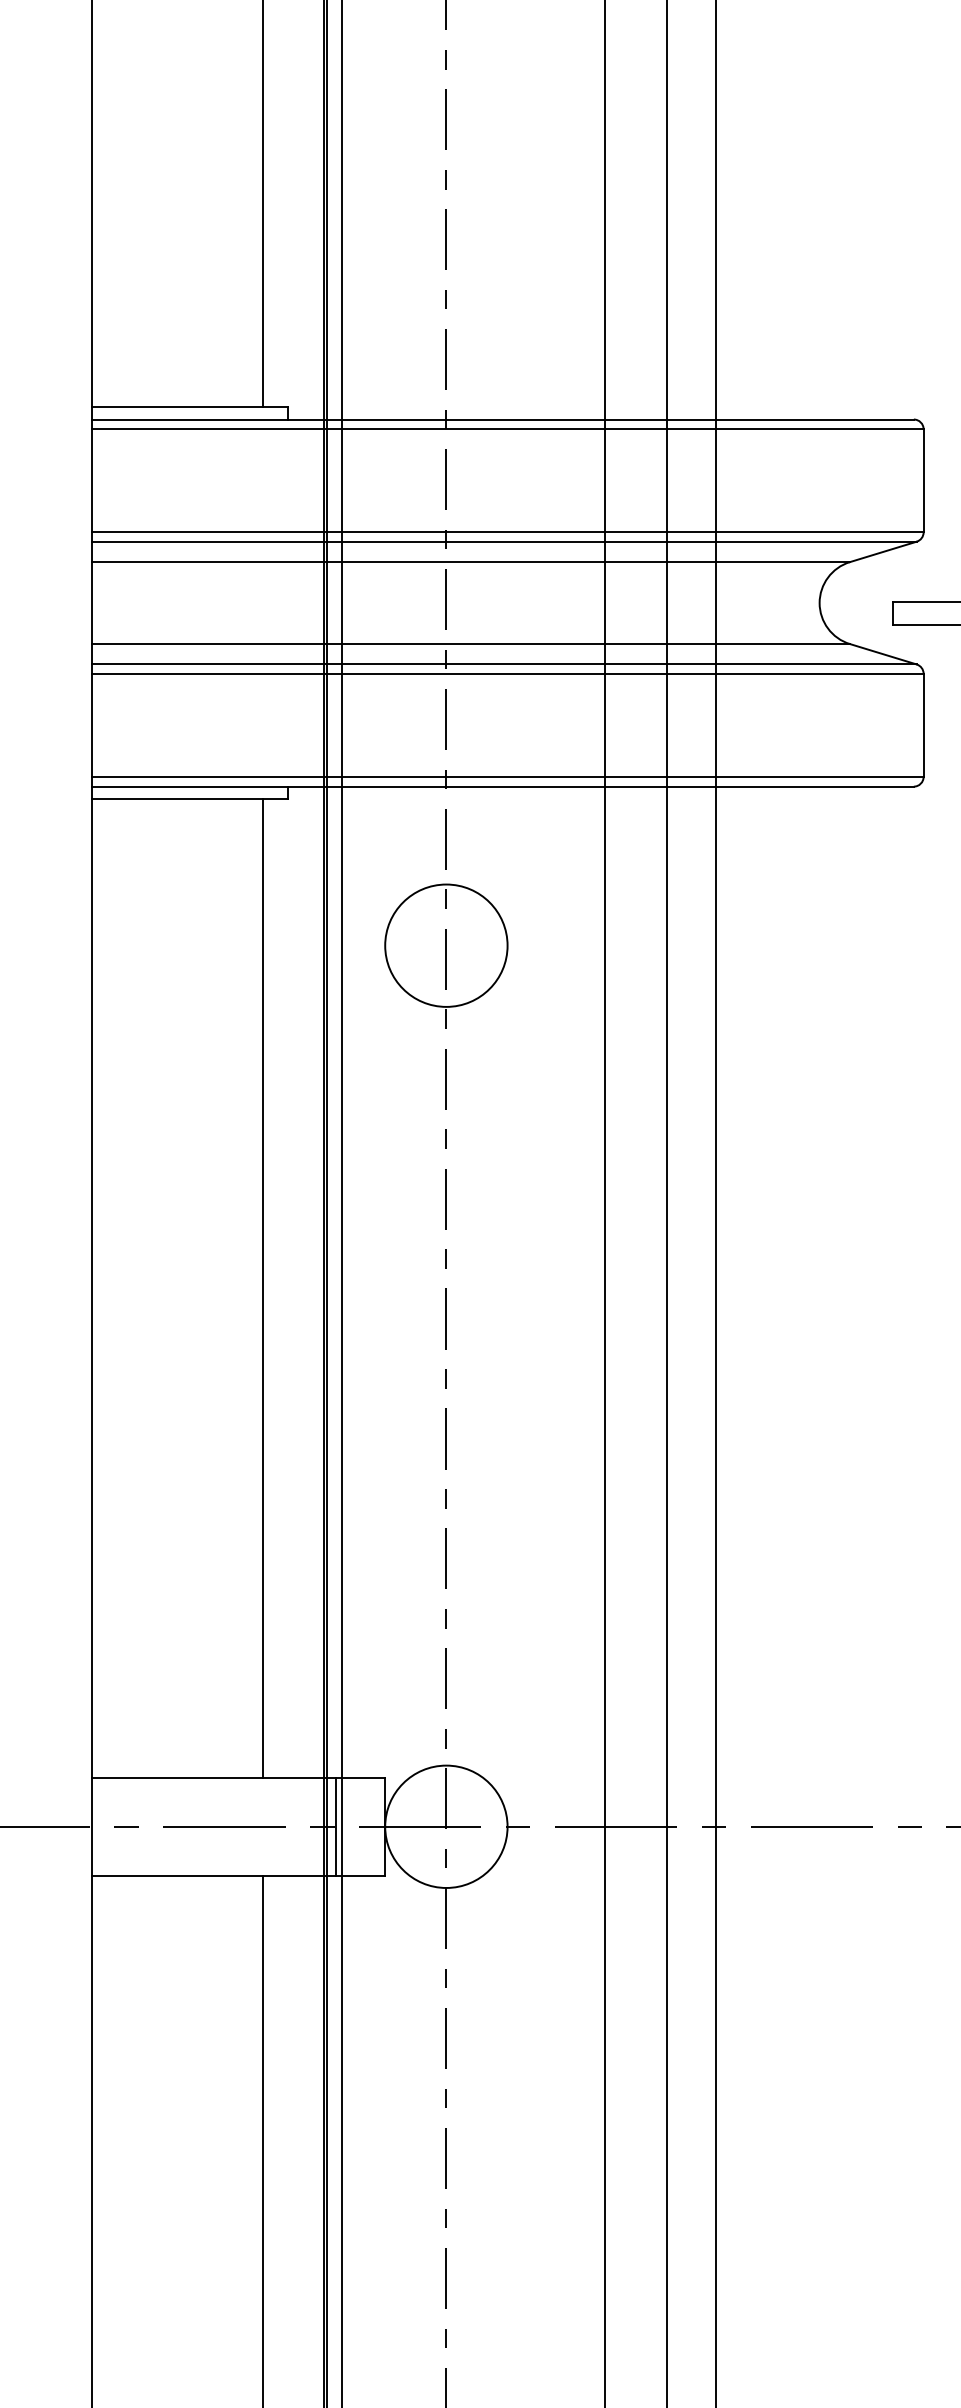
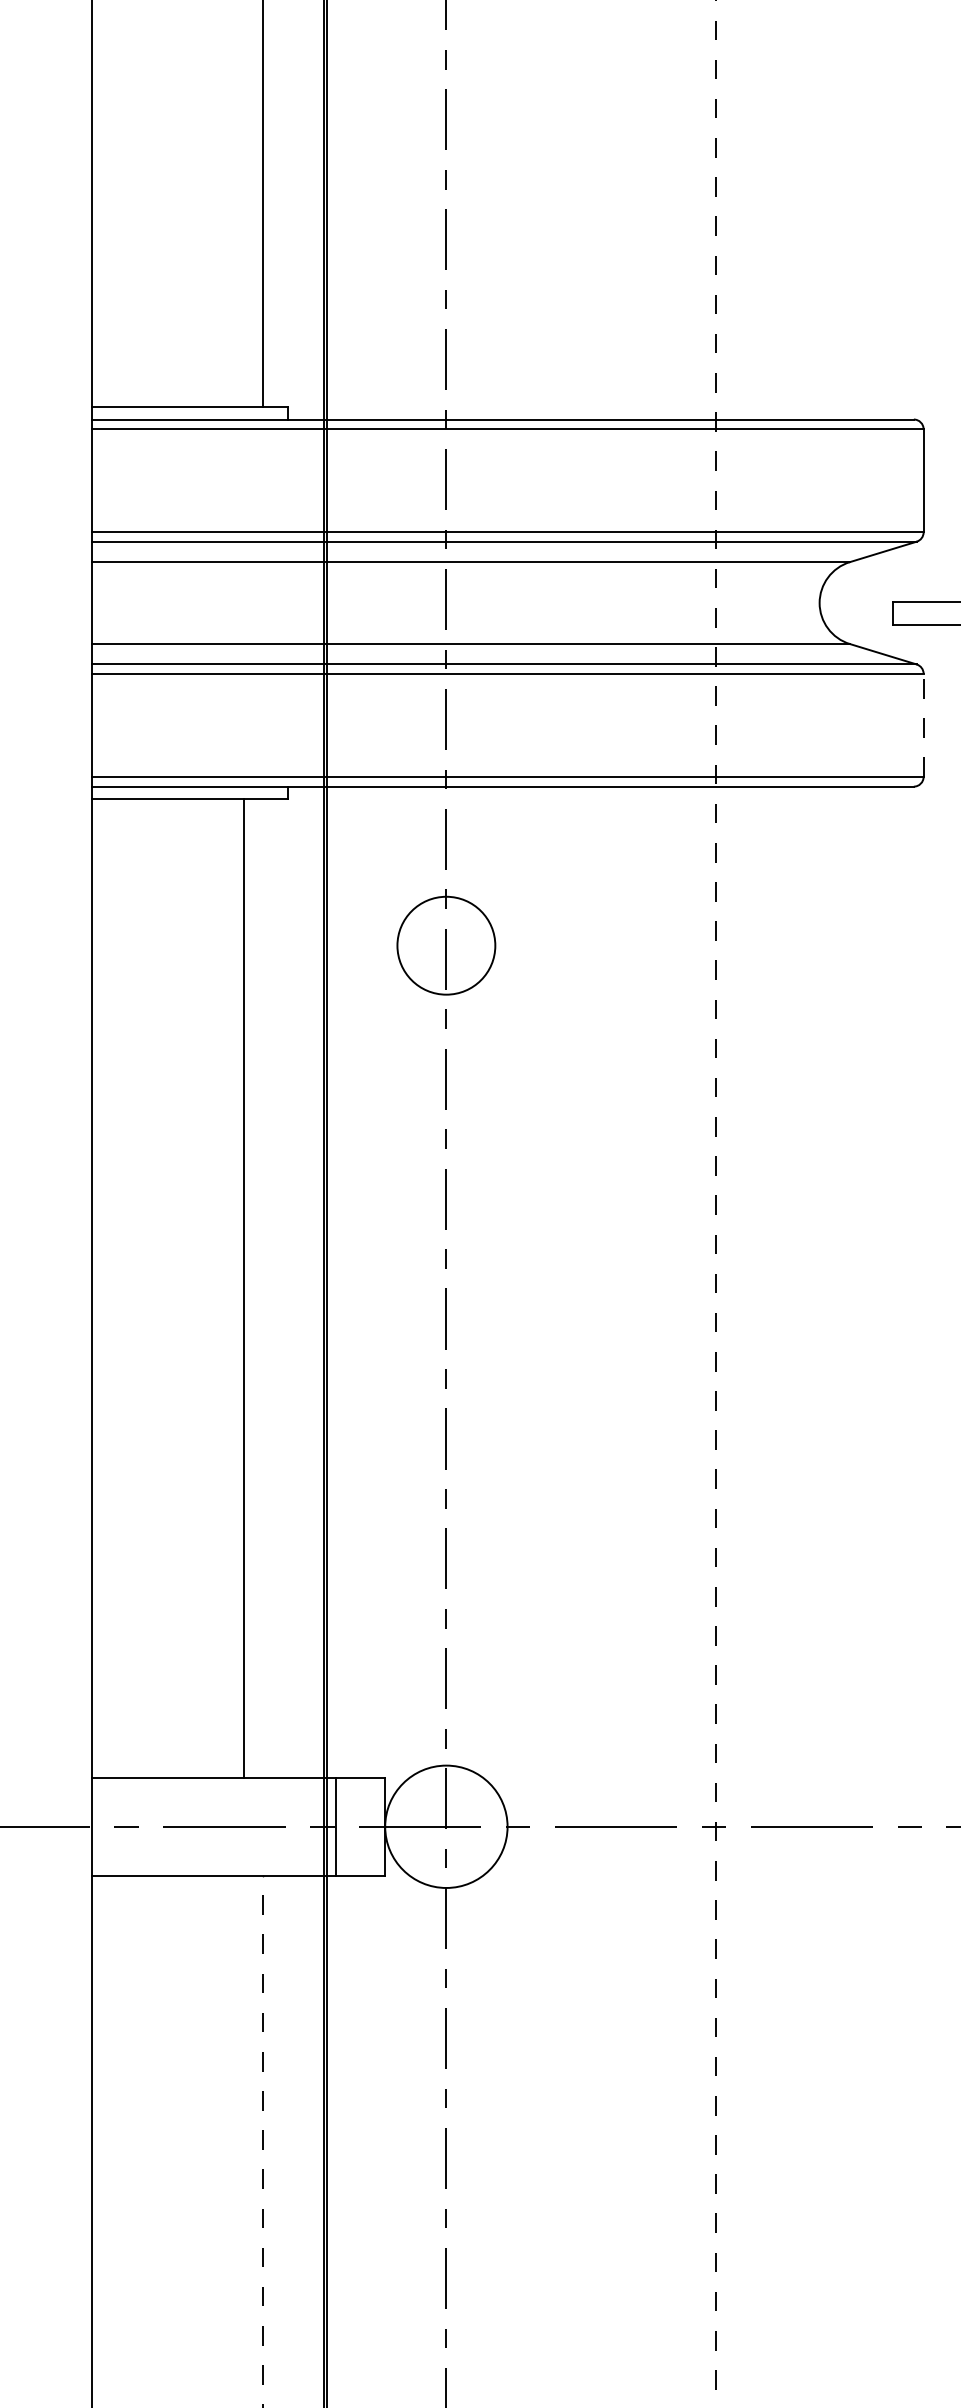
line: solid -> dashed (923, 725)
circle diameter: 122 px -> 98 px (446, 945)
line: present -> none (341, 1203)
line: present -> none (605, 1203)
line: present -> none (666, 1203)
line: solid -> dashed (715, 1203)
line position: (262, 1287) -> (243, 1287) (243, 1287)
line: solid -> dashed (262, 2141)
